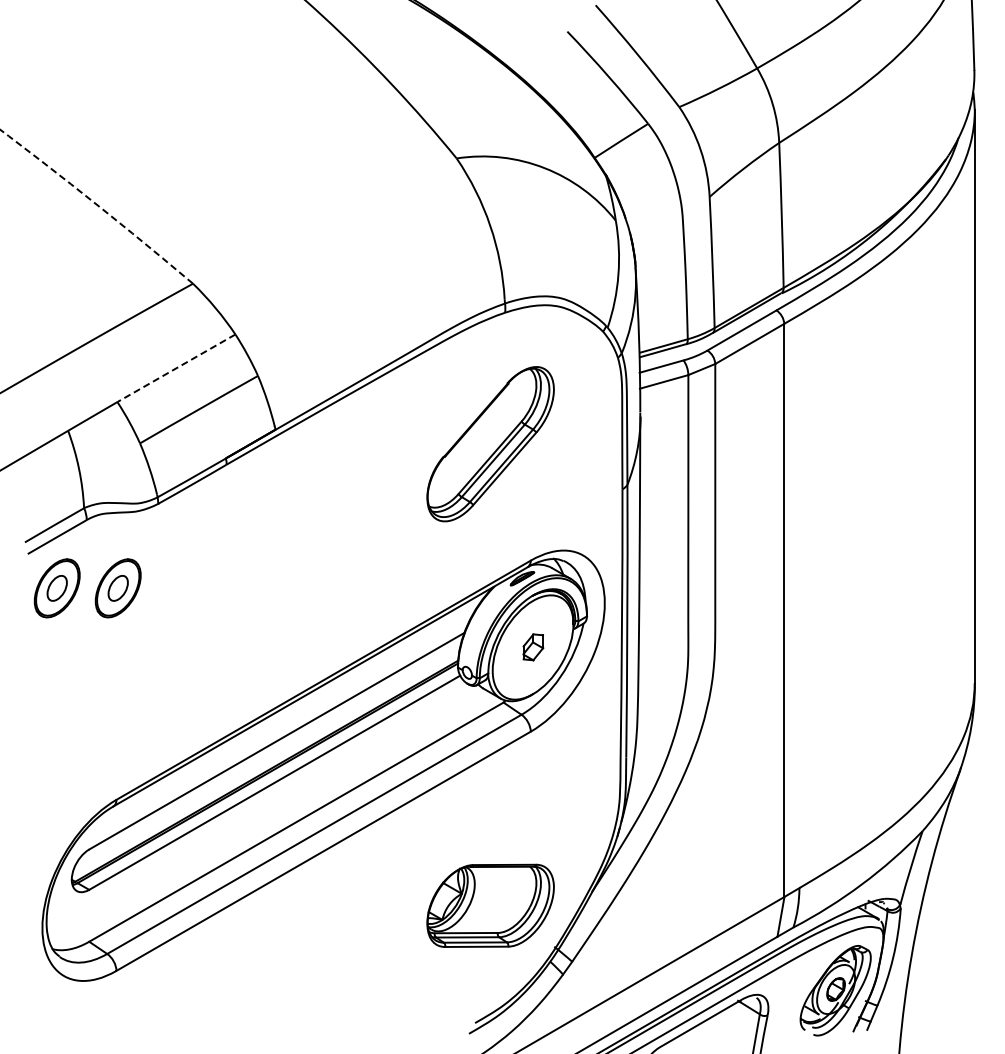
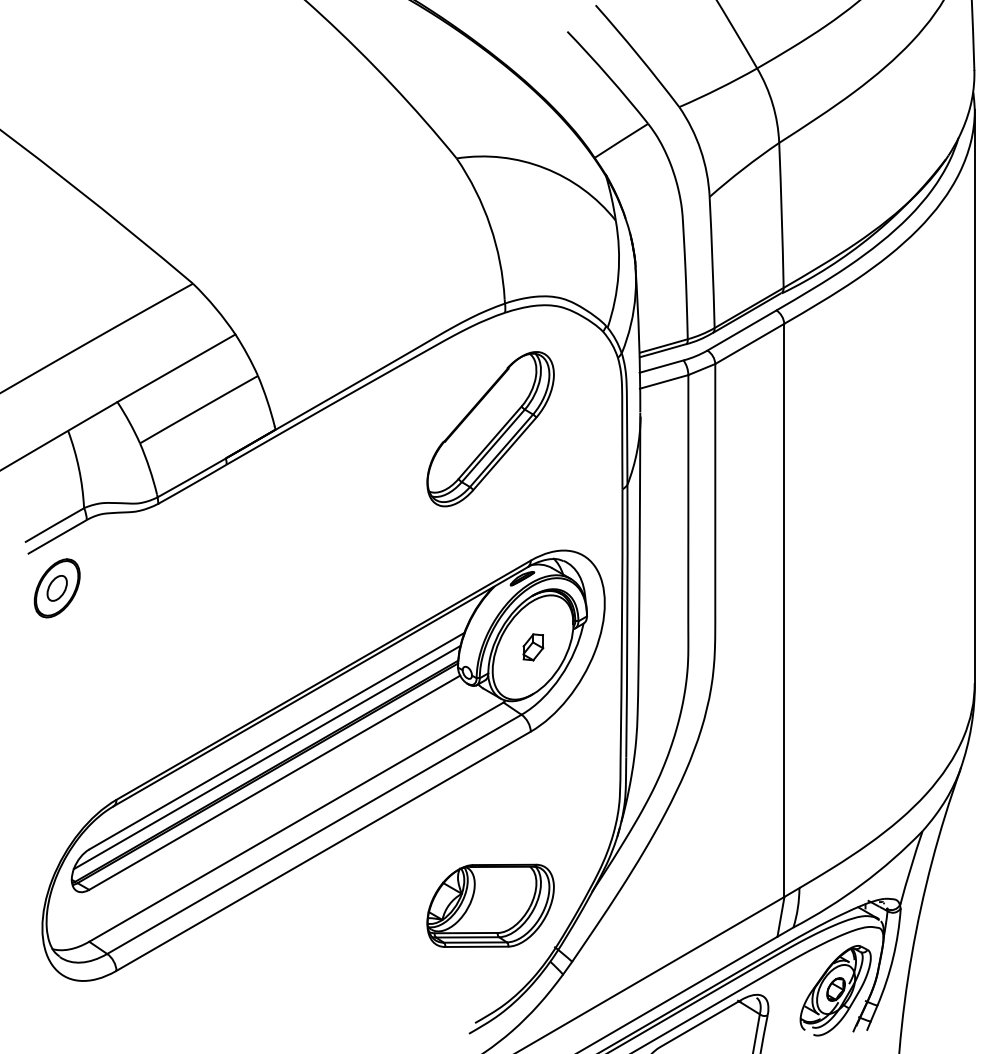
arc: dashed -> solid (97, 205)
line: dashed -> solid (176, 368)
part position: (490, 444) -> (490, 429) (490, 429)
part: present -> none (117, 588)
line: none -> present (266, 757)
